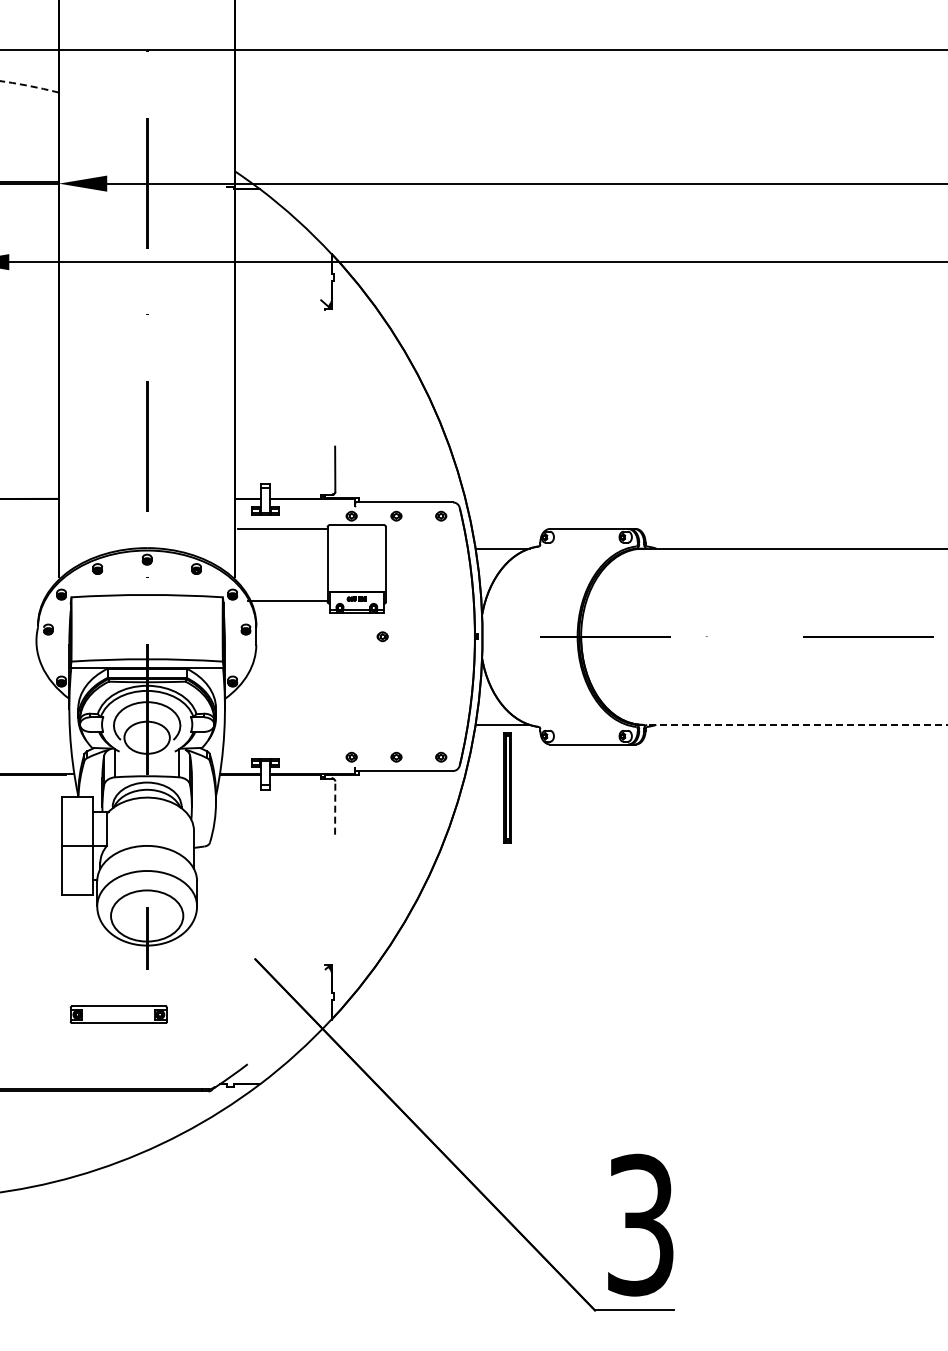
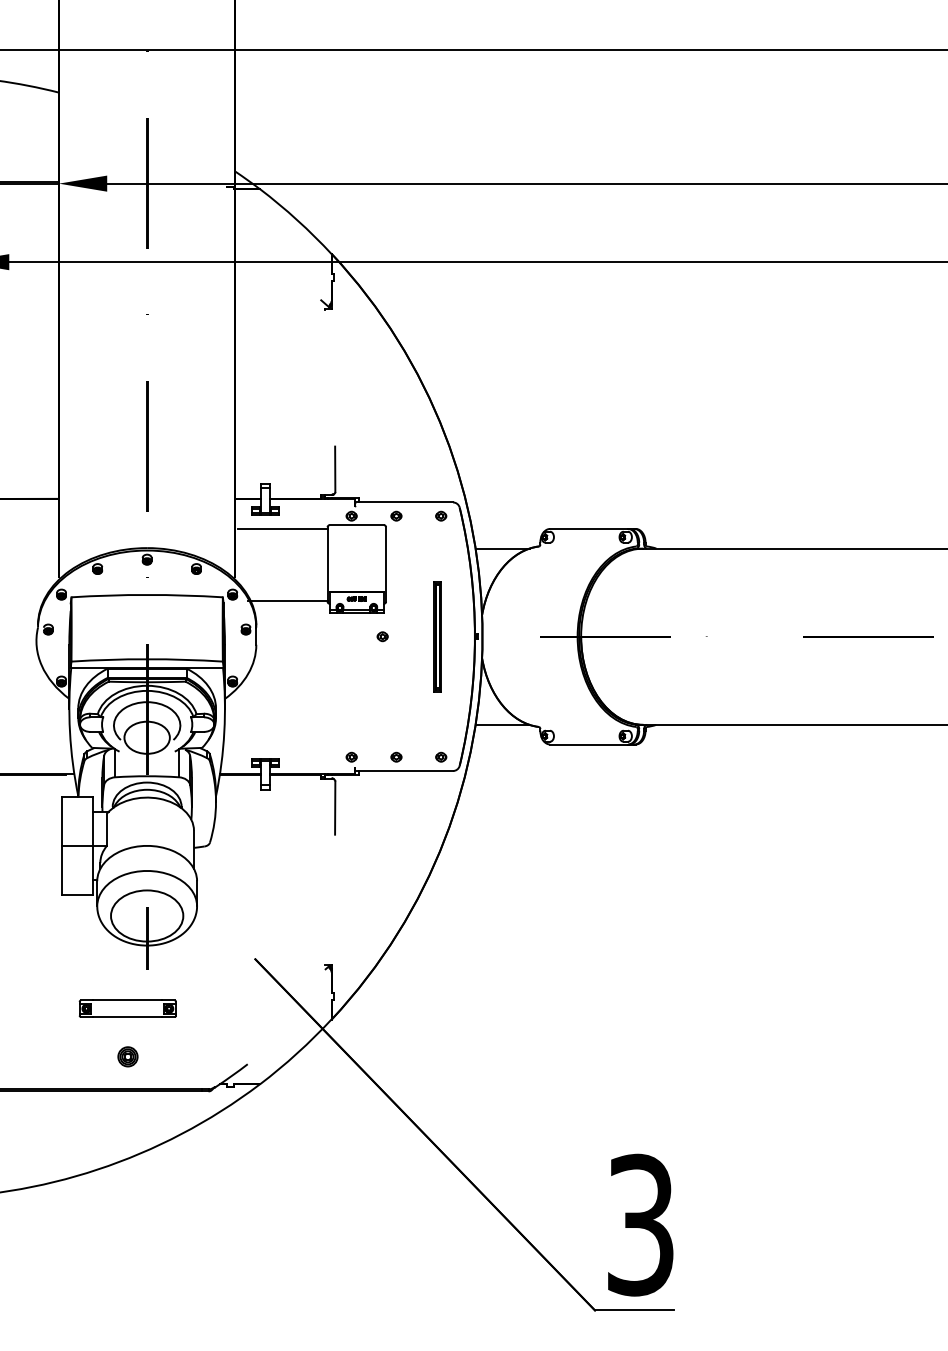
arc: dashed -> solid (28, 85)
line: dashed -> solid (795, 724)
part position: (507, 787) -> (437, 636) (437, 636)
line: dashed -> solid (335, 808)
part position: (118, 1014) -> (127, 1008) (127, 1008)
part: none -> present (127, 1056)
